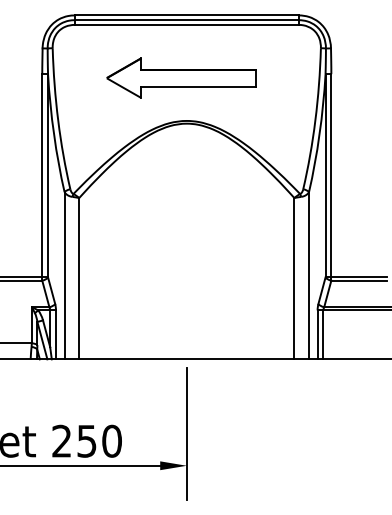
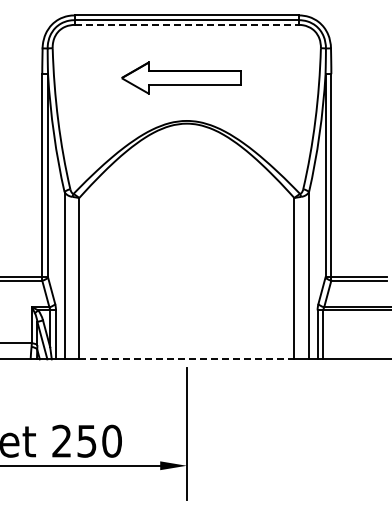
line: solid -> dashed (187, 24)
part size: 151x42 px -> 121x34 px (181, 77)
line: solid -> dashed (186, 359)
